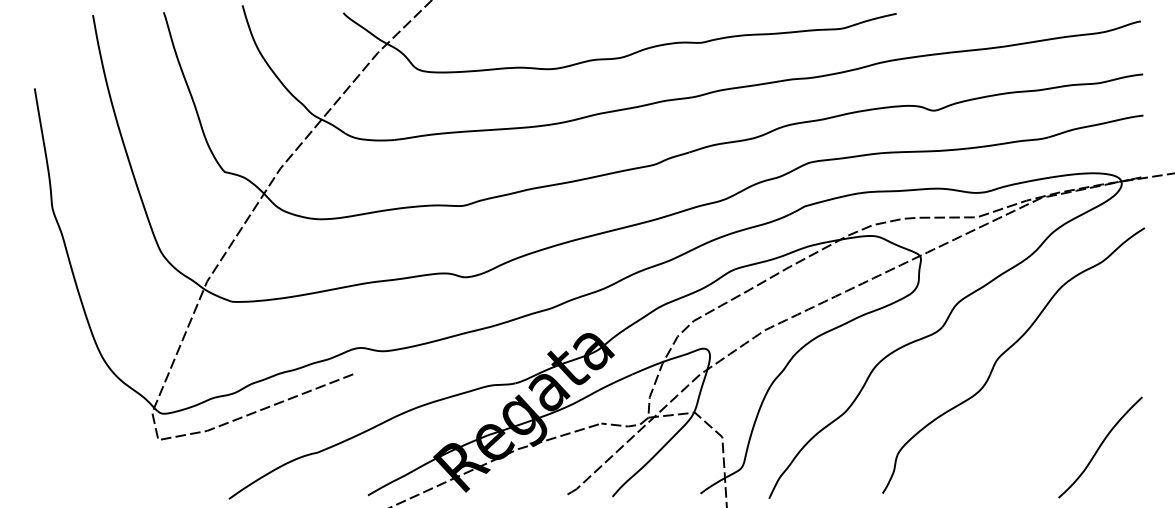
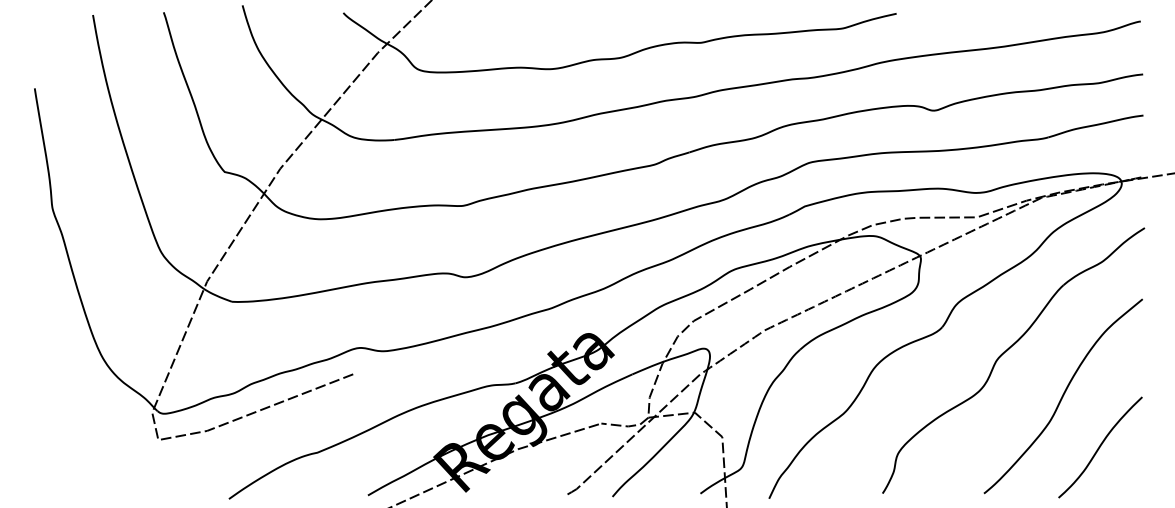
curve: none -> present (1062, 396)
